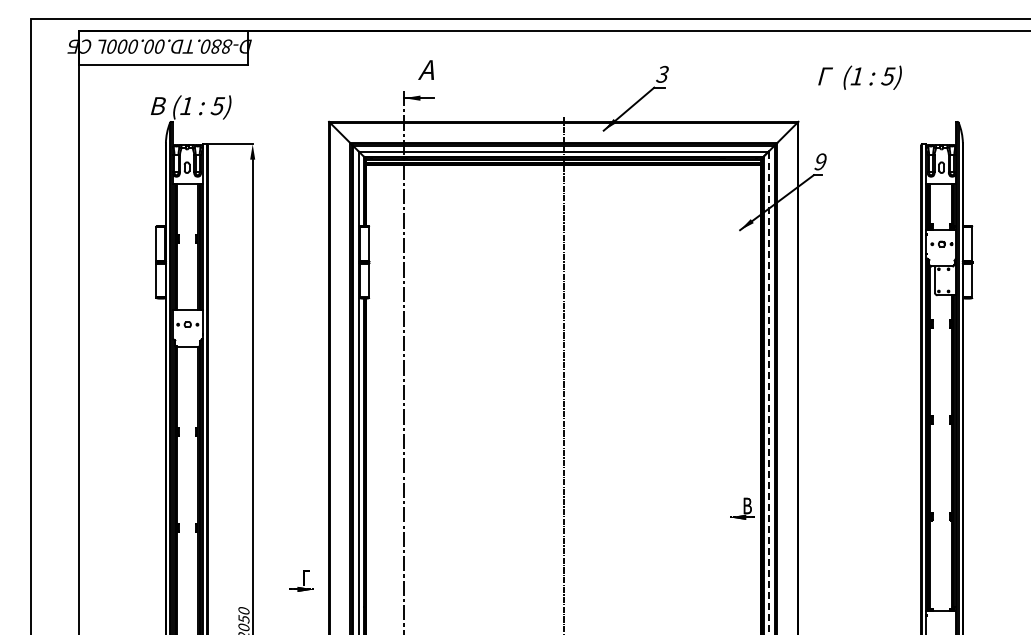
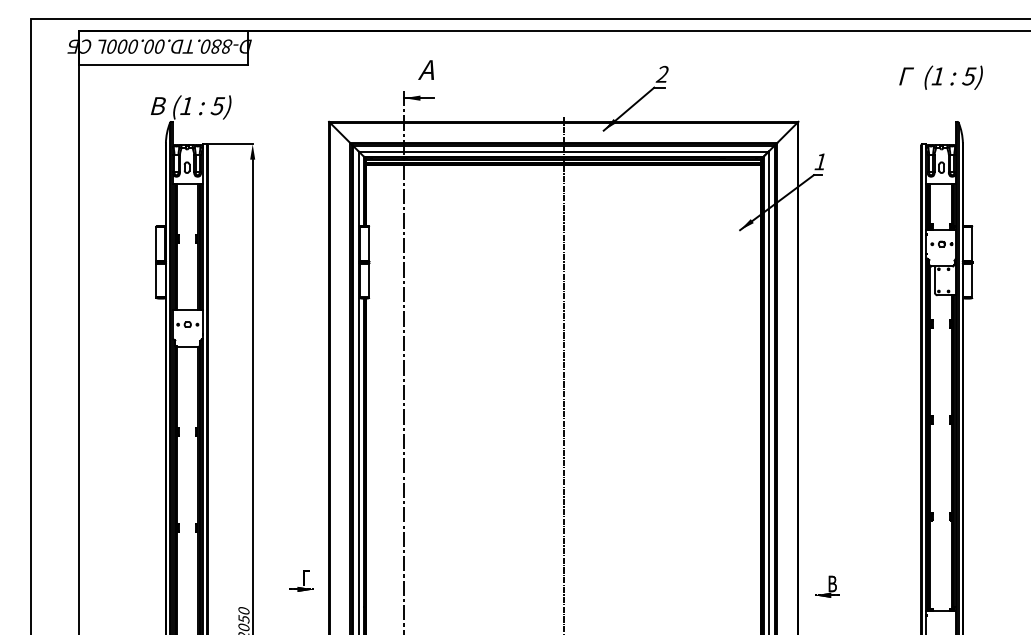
text: 3 -> 2 (661, 74)
text position: (859, 77) -> (940, 77) (940, 77)
text: 9 -> 1 (820, 161)
line: dashed -> solid (768, 393)
part position: (742, 508) -> (827, 586) (827, 586)
